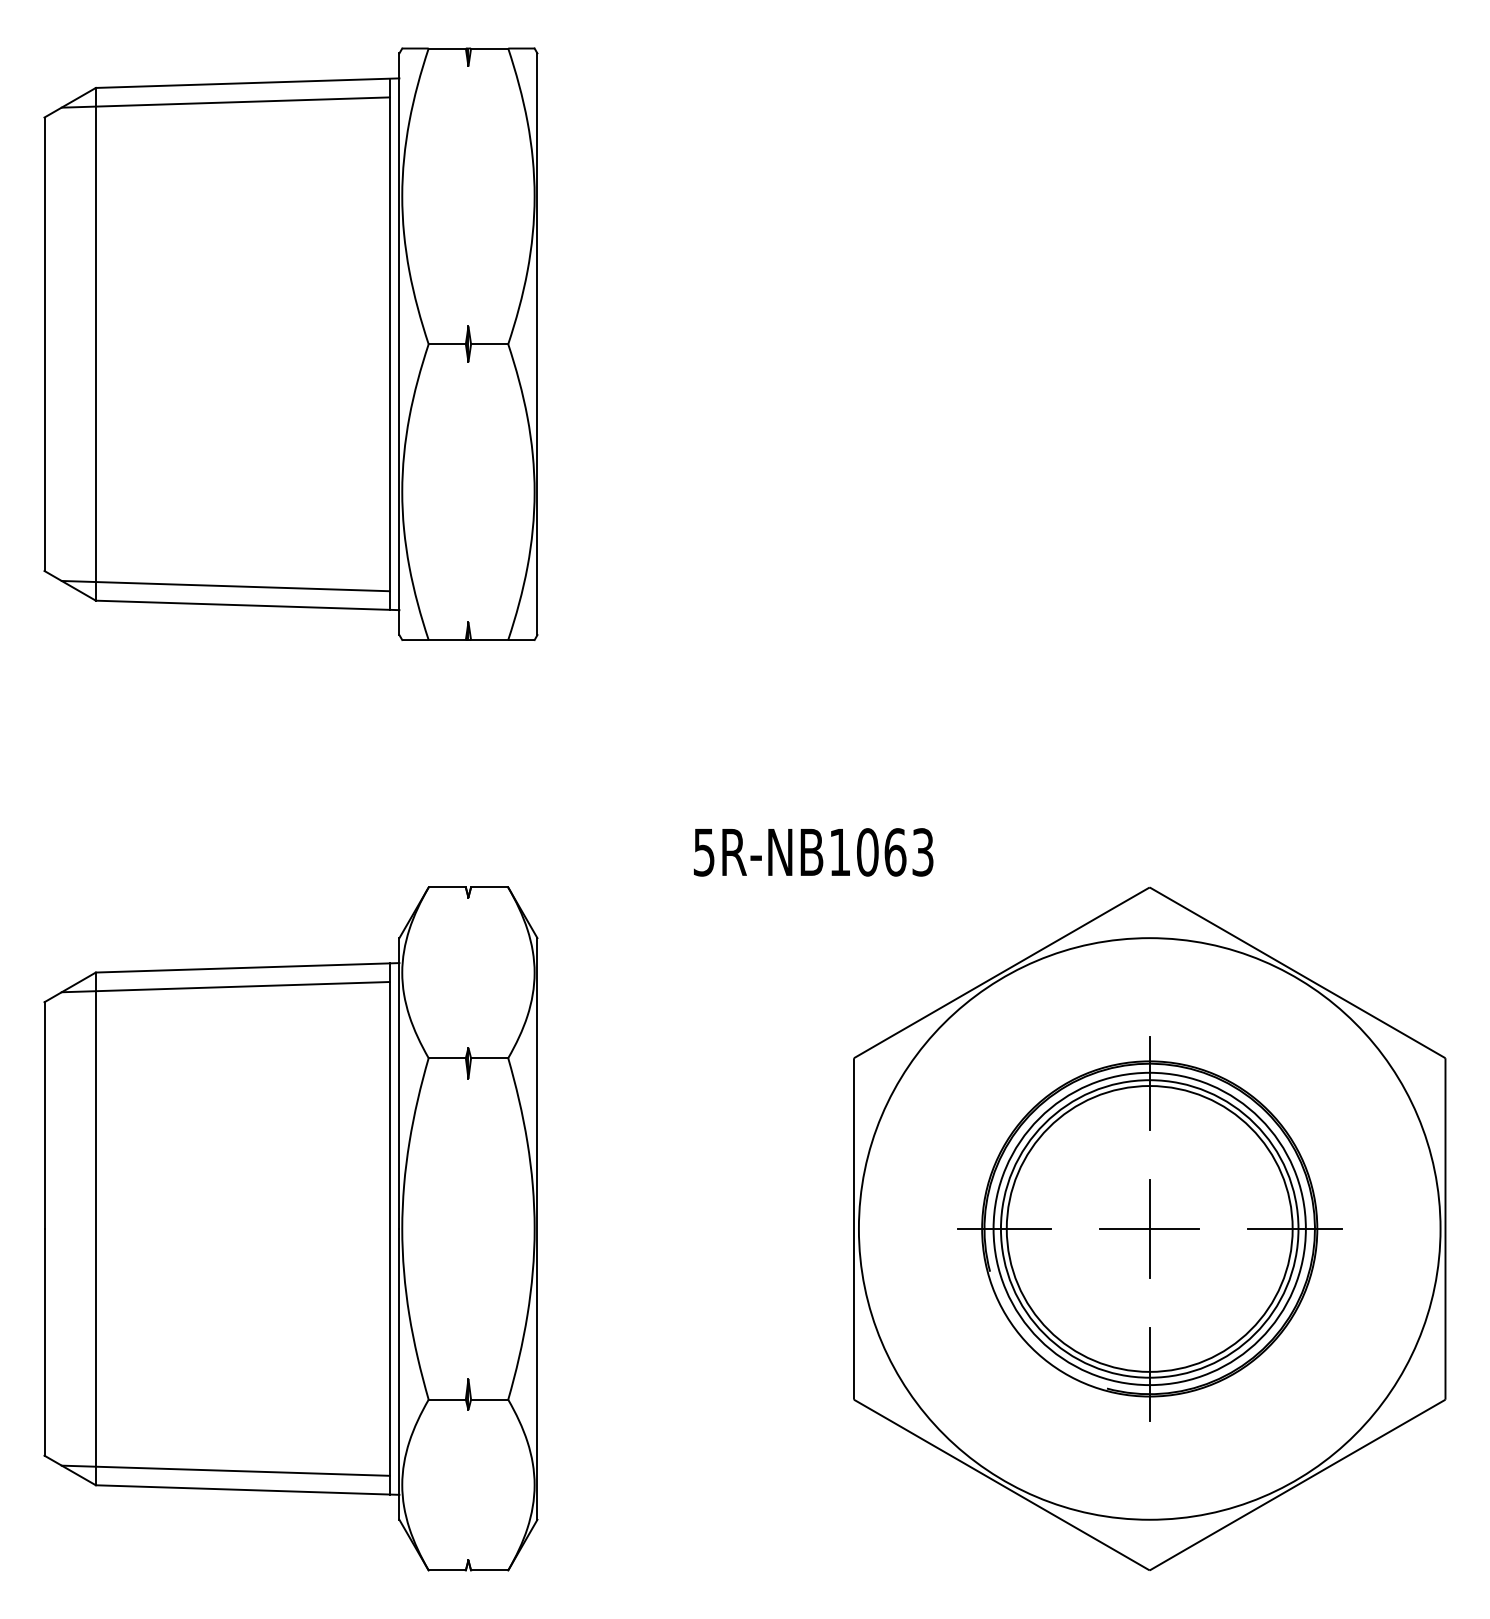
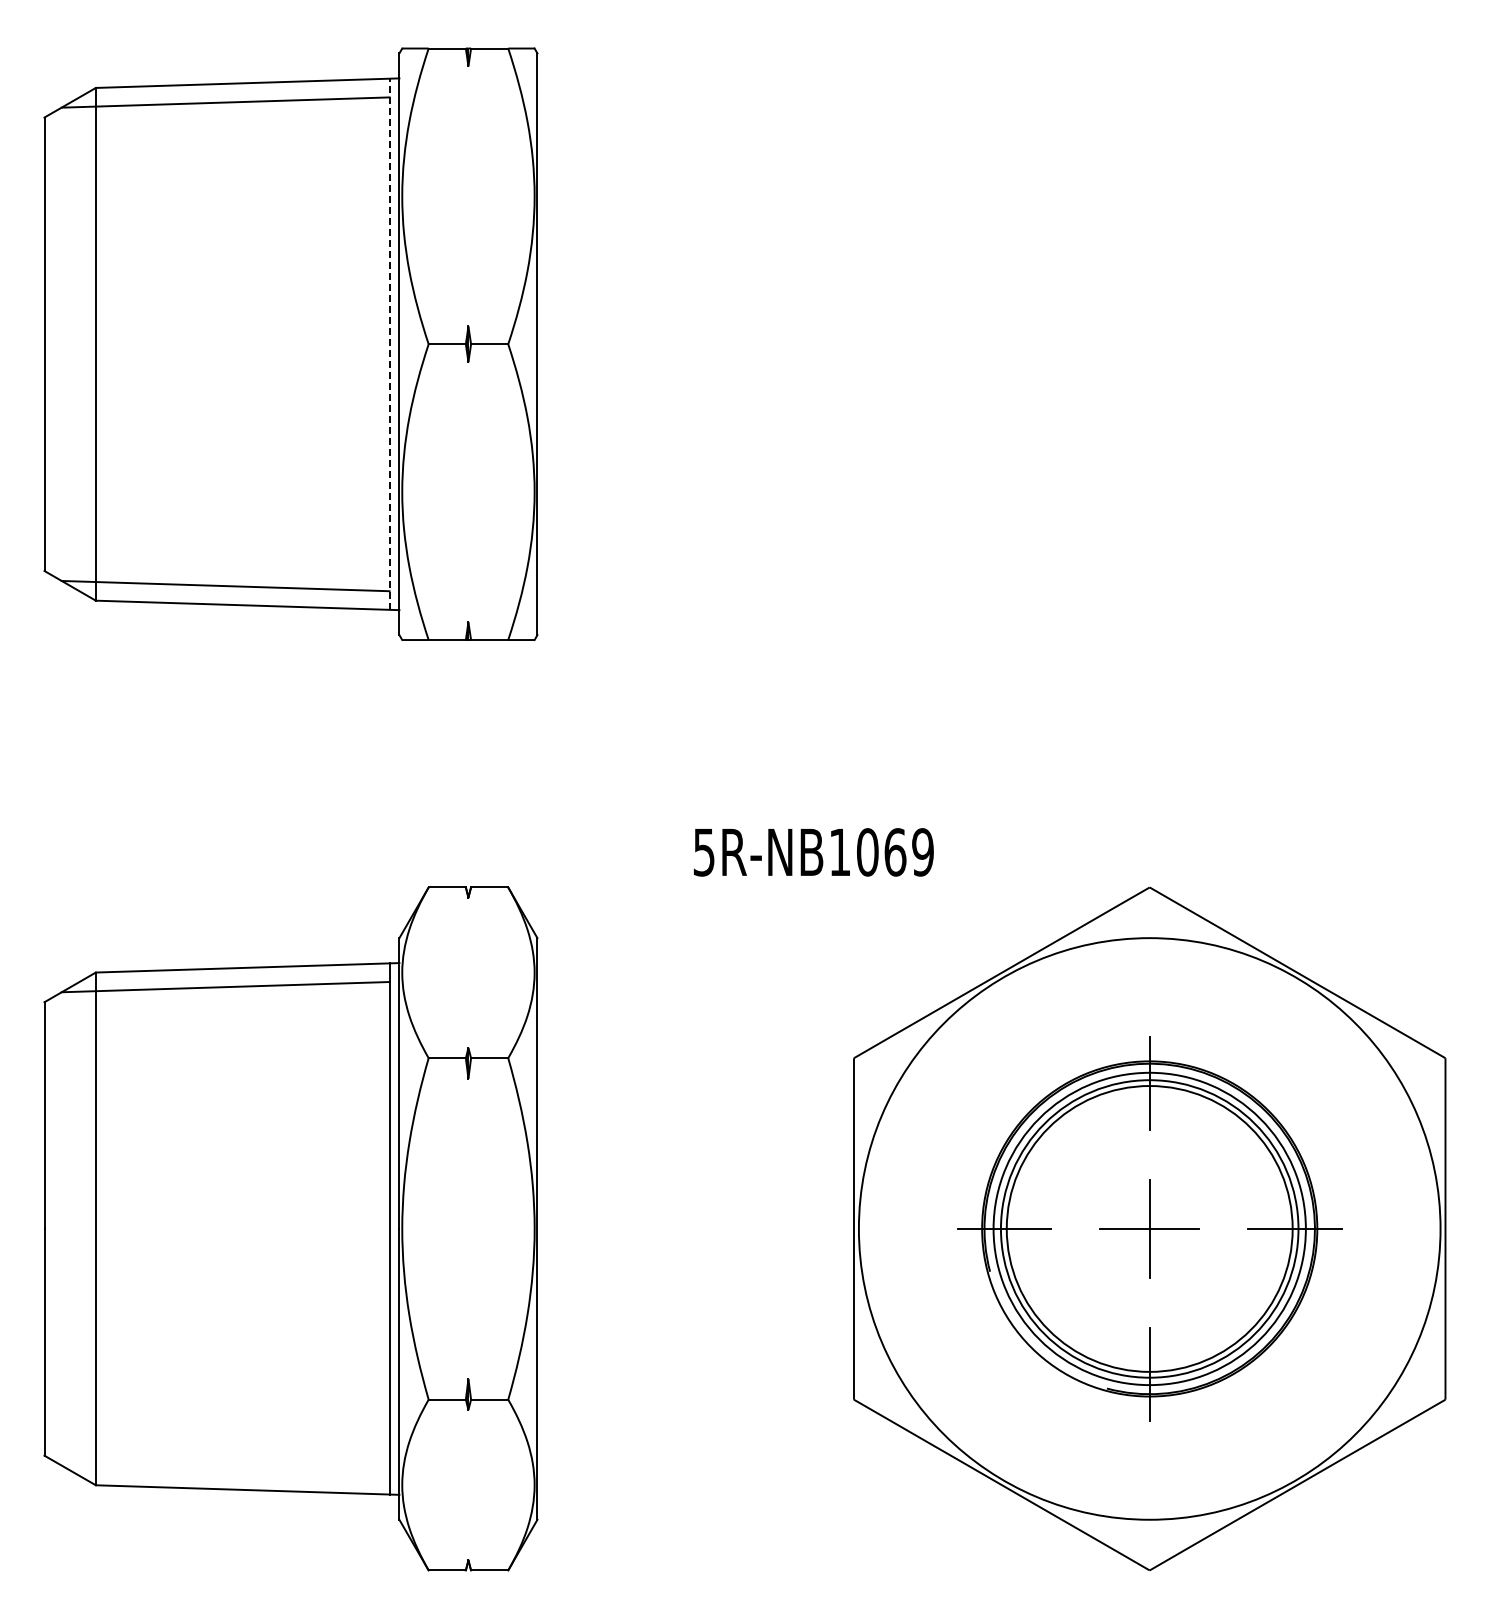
line: solid -> dashed (389, 344)
text: 5R-NB1063 -> 5R-NB1069 (922, 852)
line: present -> none (225, 1470)
